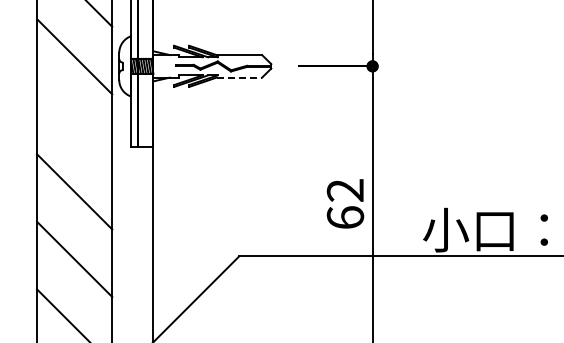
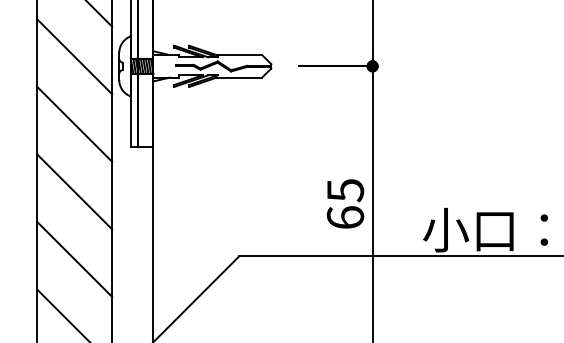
line: dashed -> solid (239, 77)
line: none -> present (74, 123)
text: 62 -> 65 (345, 190)
